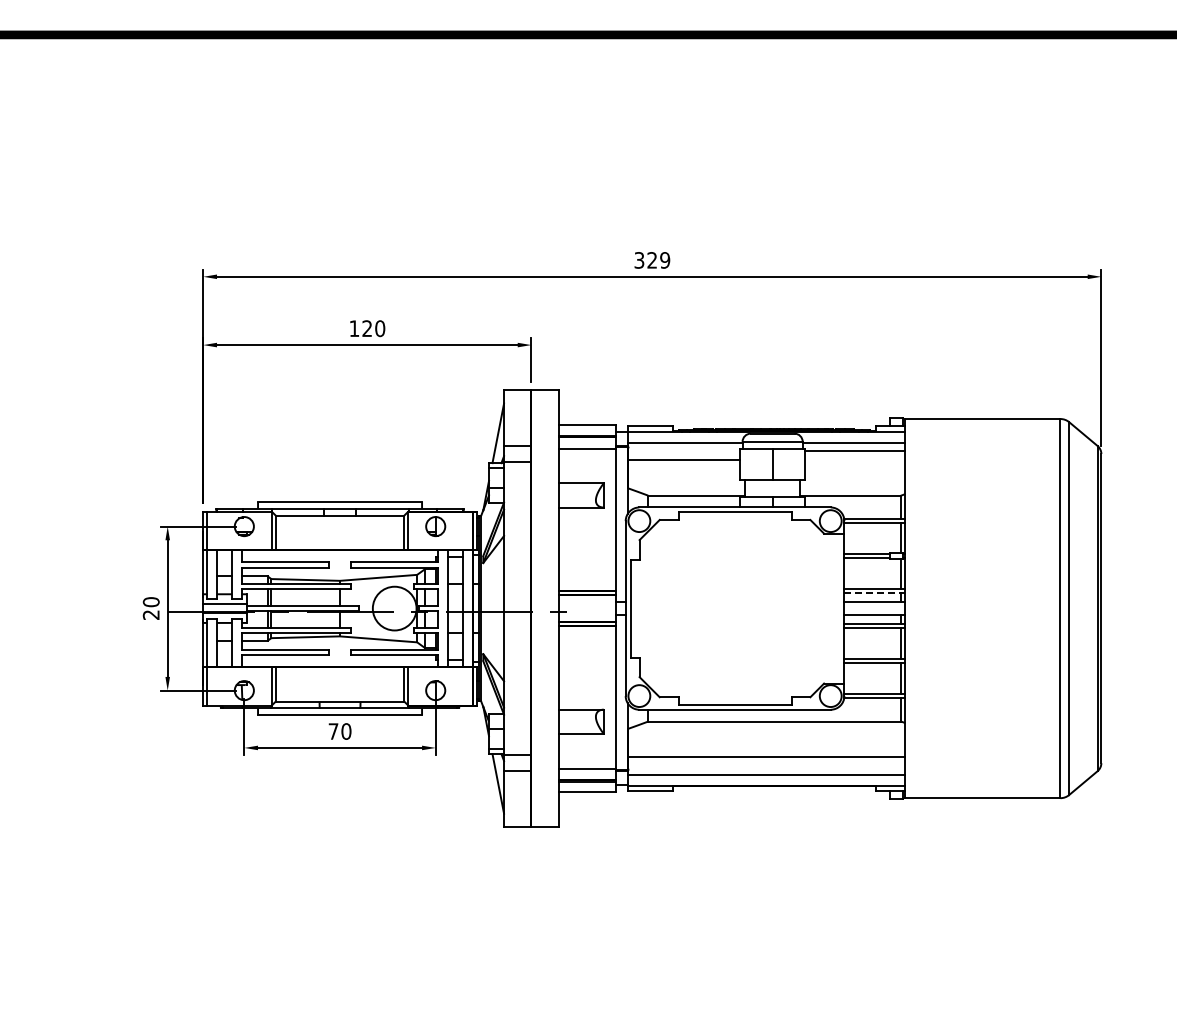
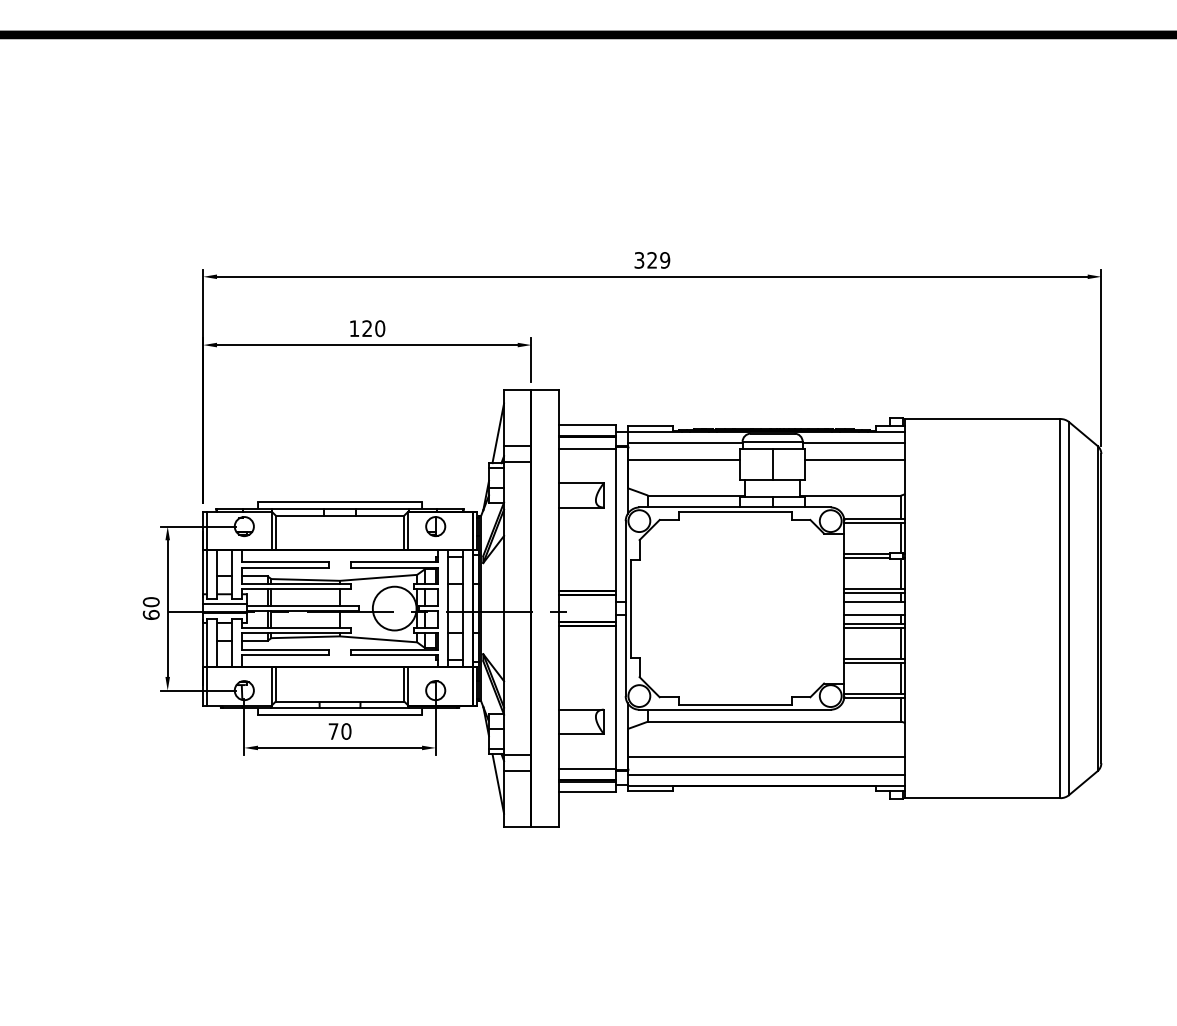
line position: (854, 451) -> (854, 460) (854, 460)
line: dashed -> solid (874, 593)
text: 20 -> 60 (150, 614)
